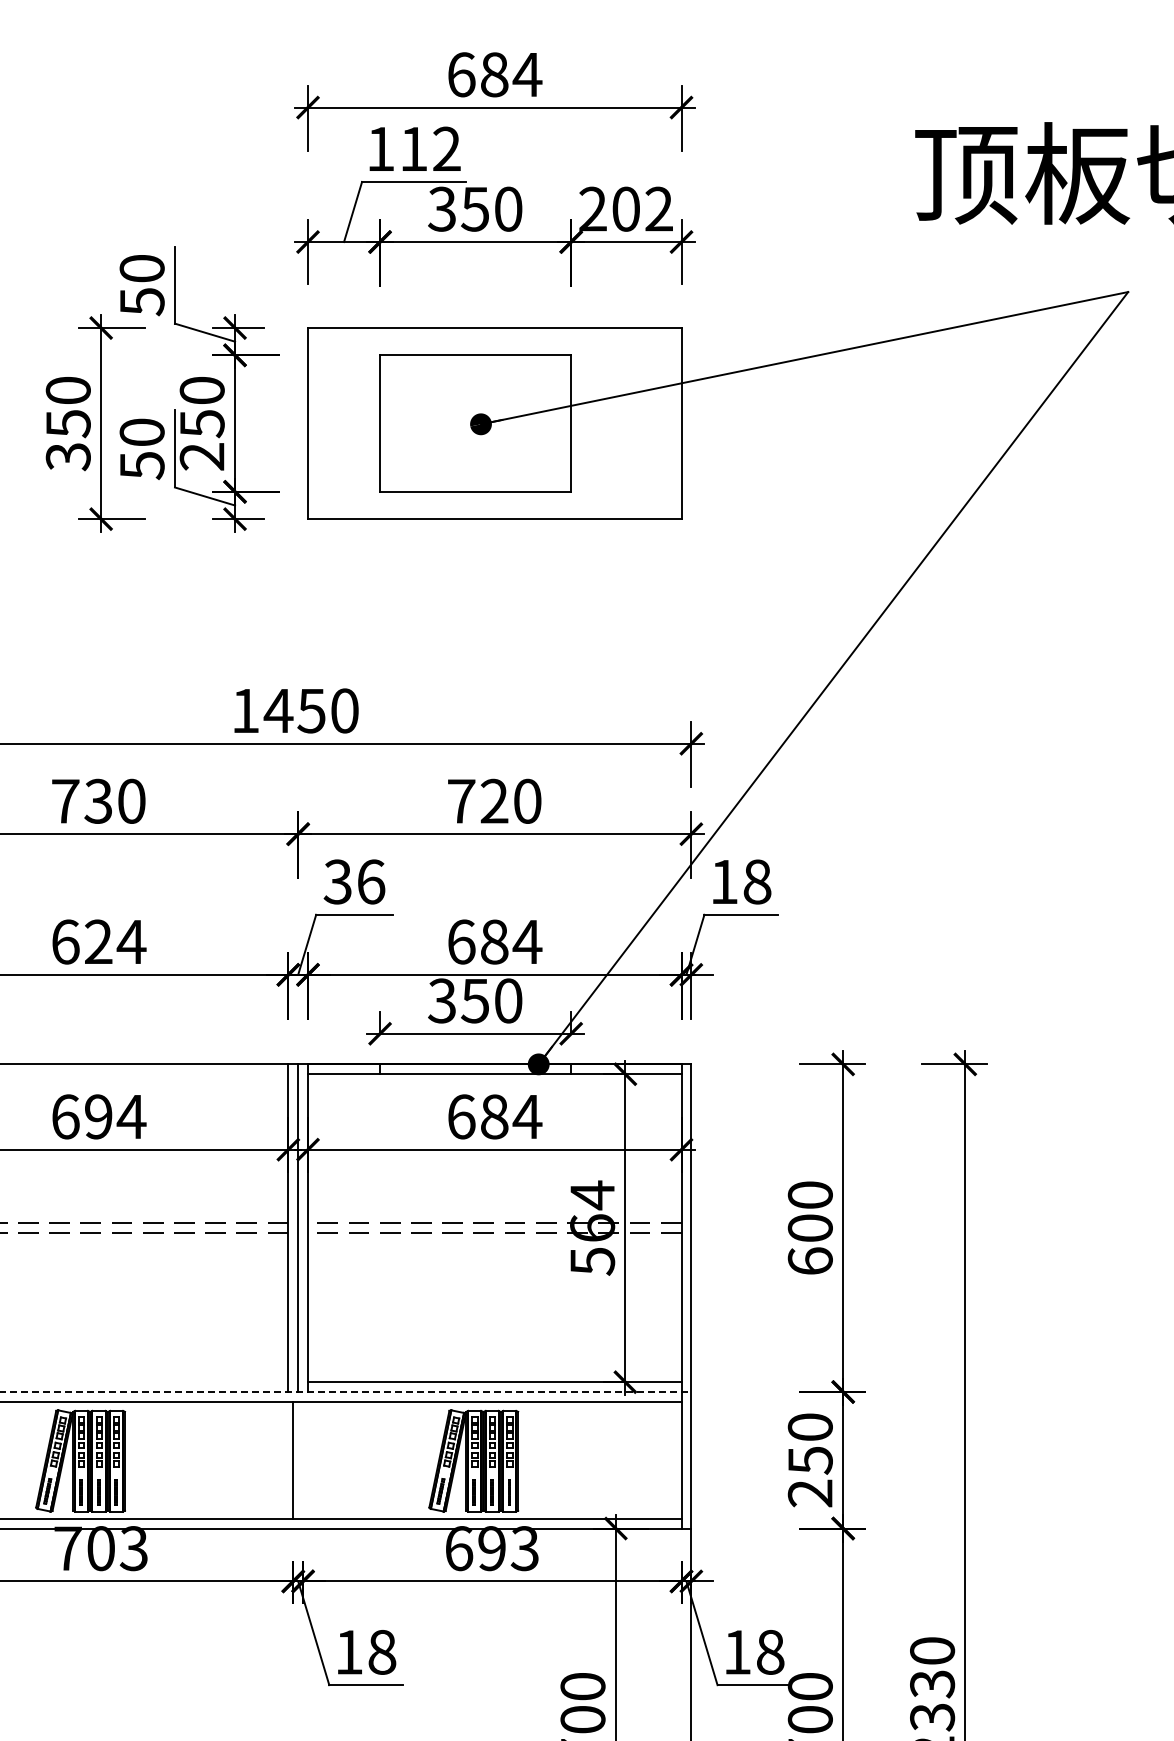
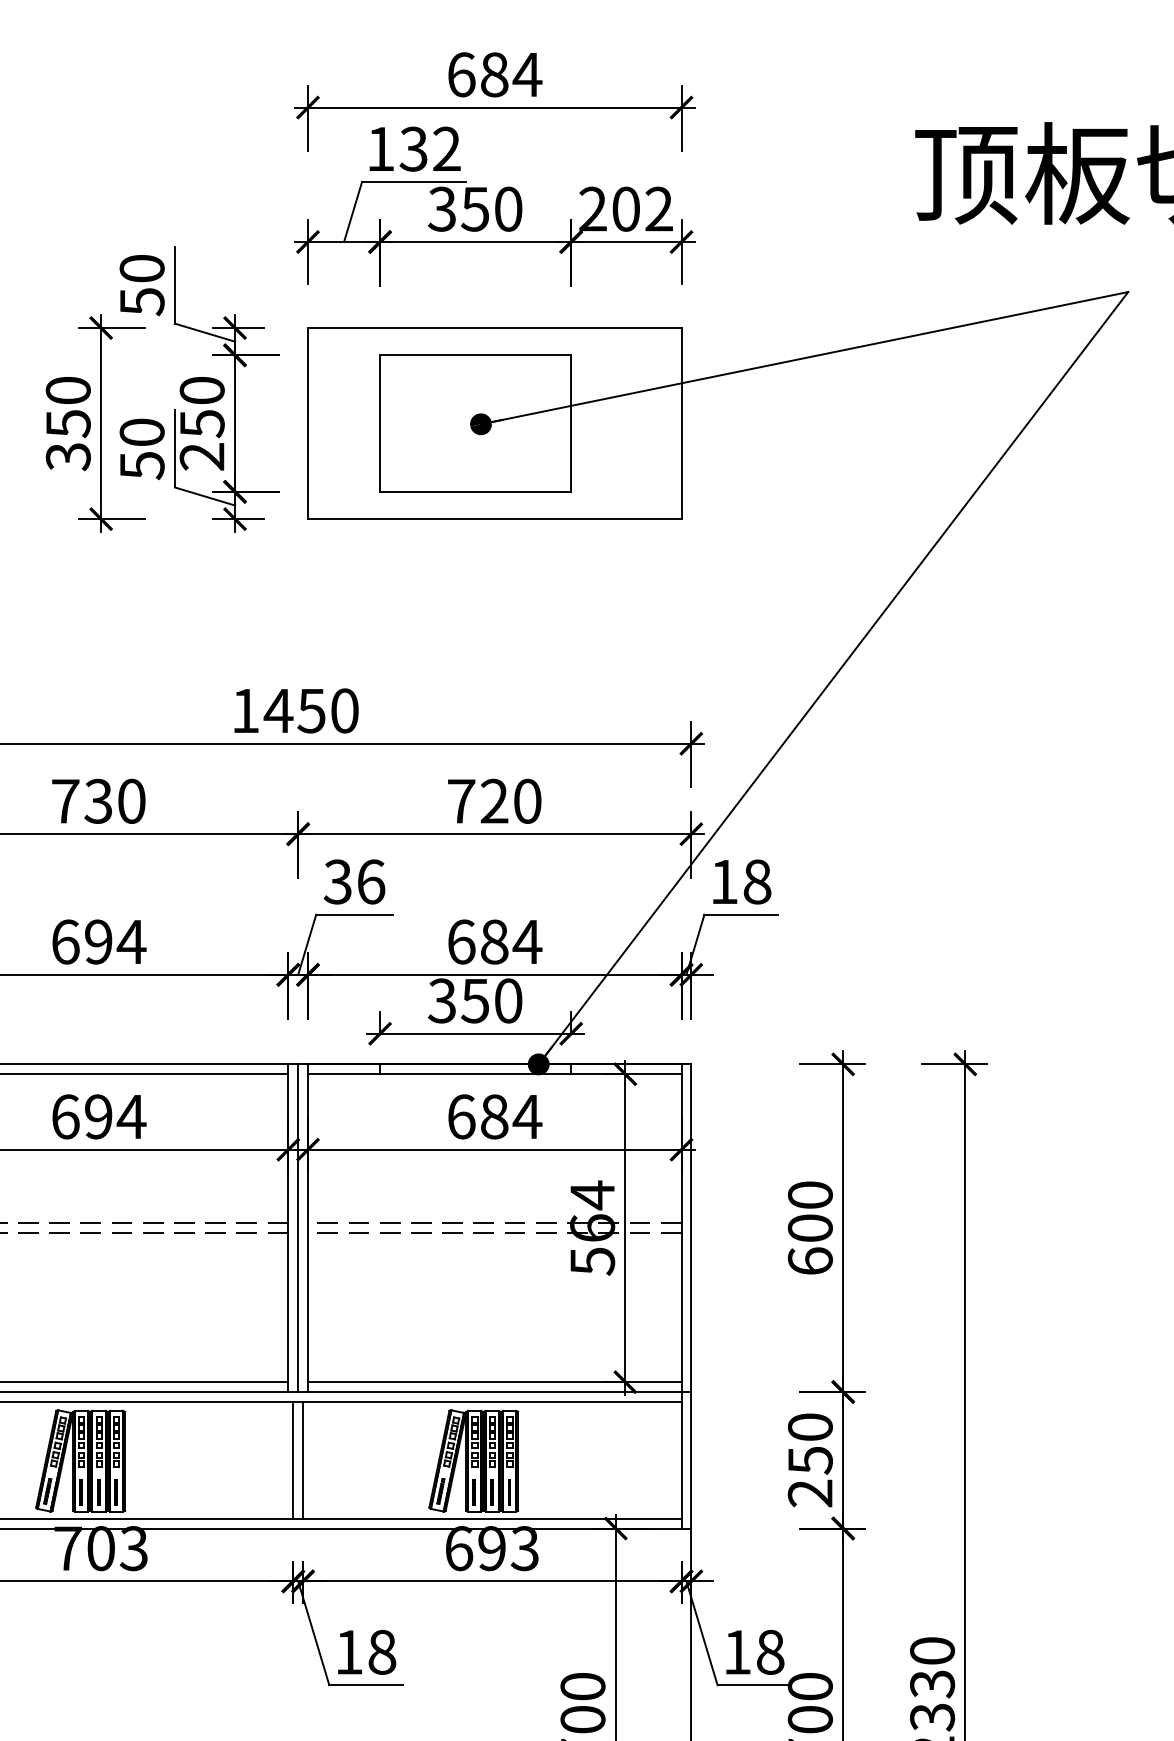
text: 112 -> 132 (413, 148)
text: 624 -> 694 (98, 942)
line: none -> present (145, 1074)
line: none -> present (145, 1382)
line: dashed -> solid (346, 1392)
line: none -> present (303, 1459)
